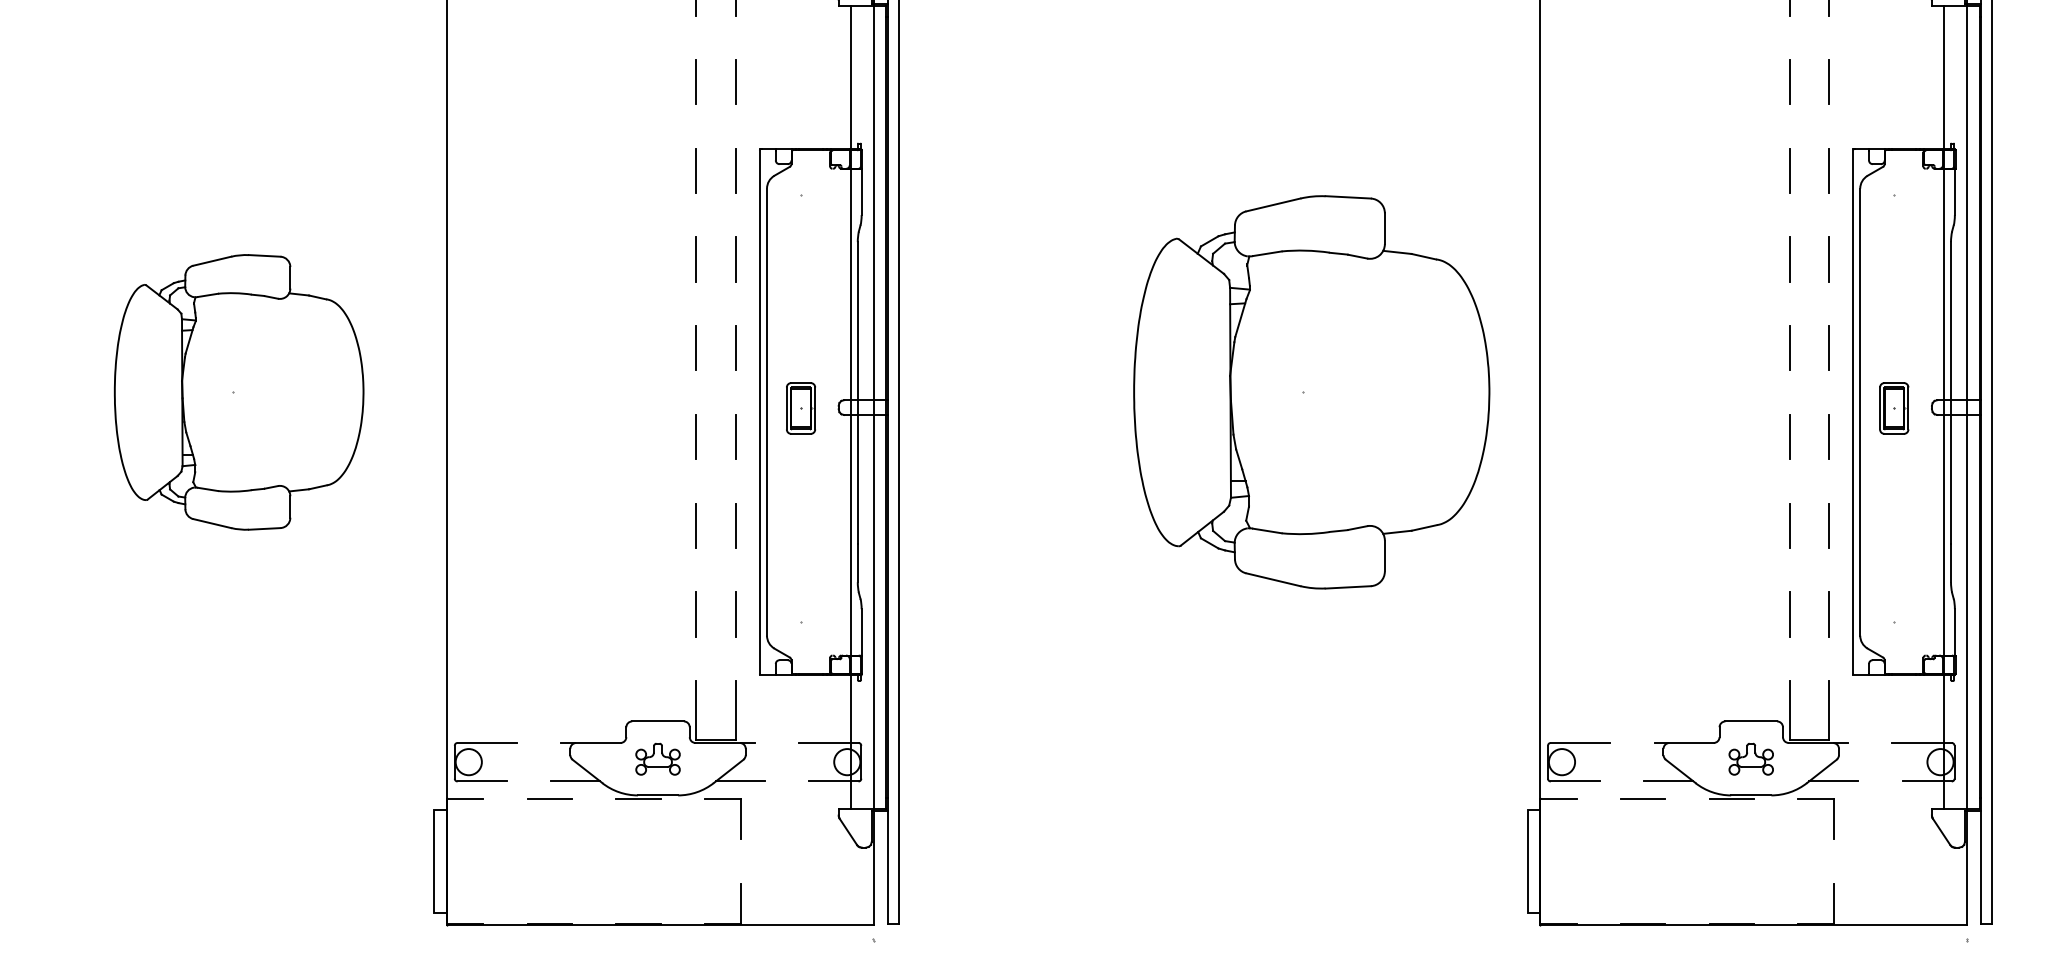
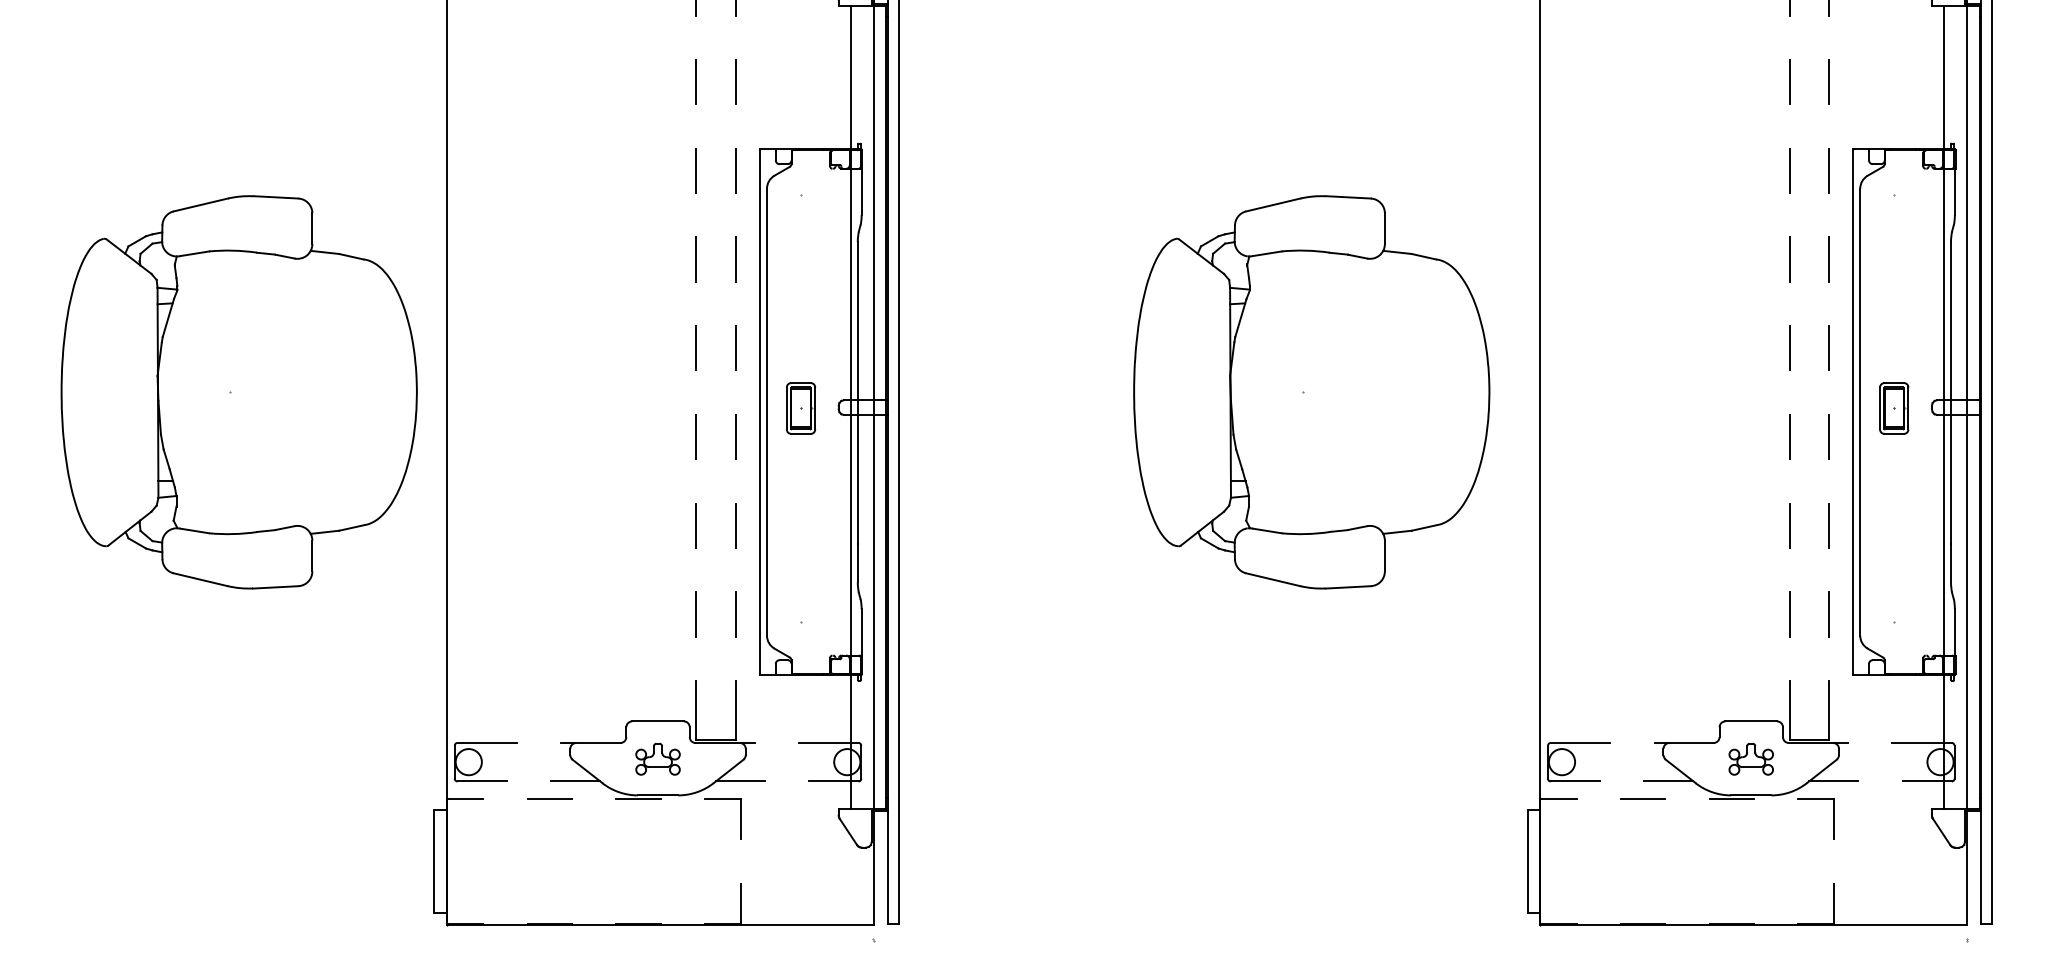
part size: 252x277 px -> 358x395 px (238, 392)
